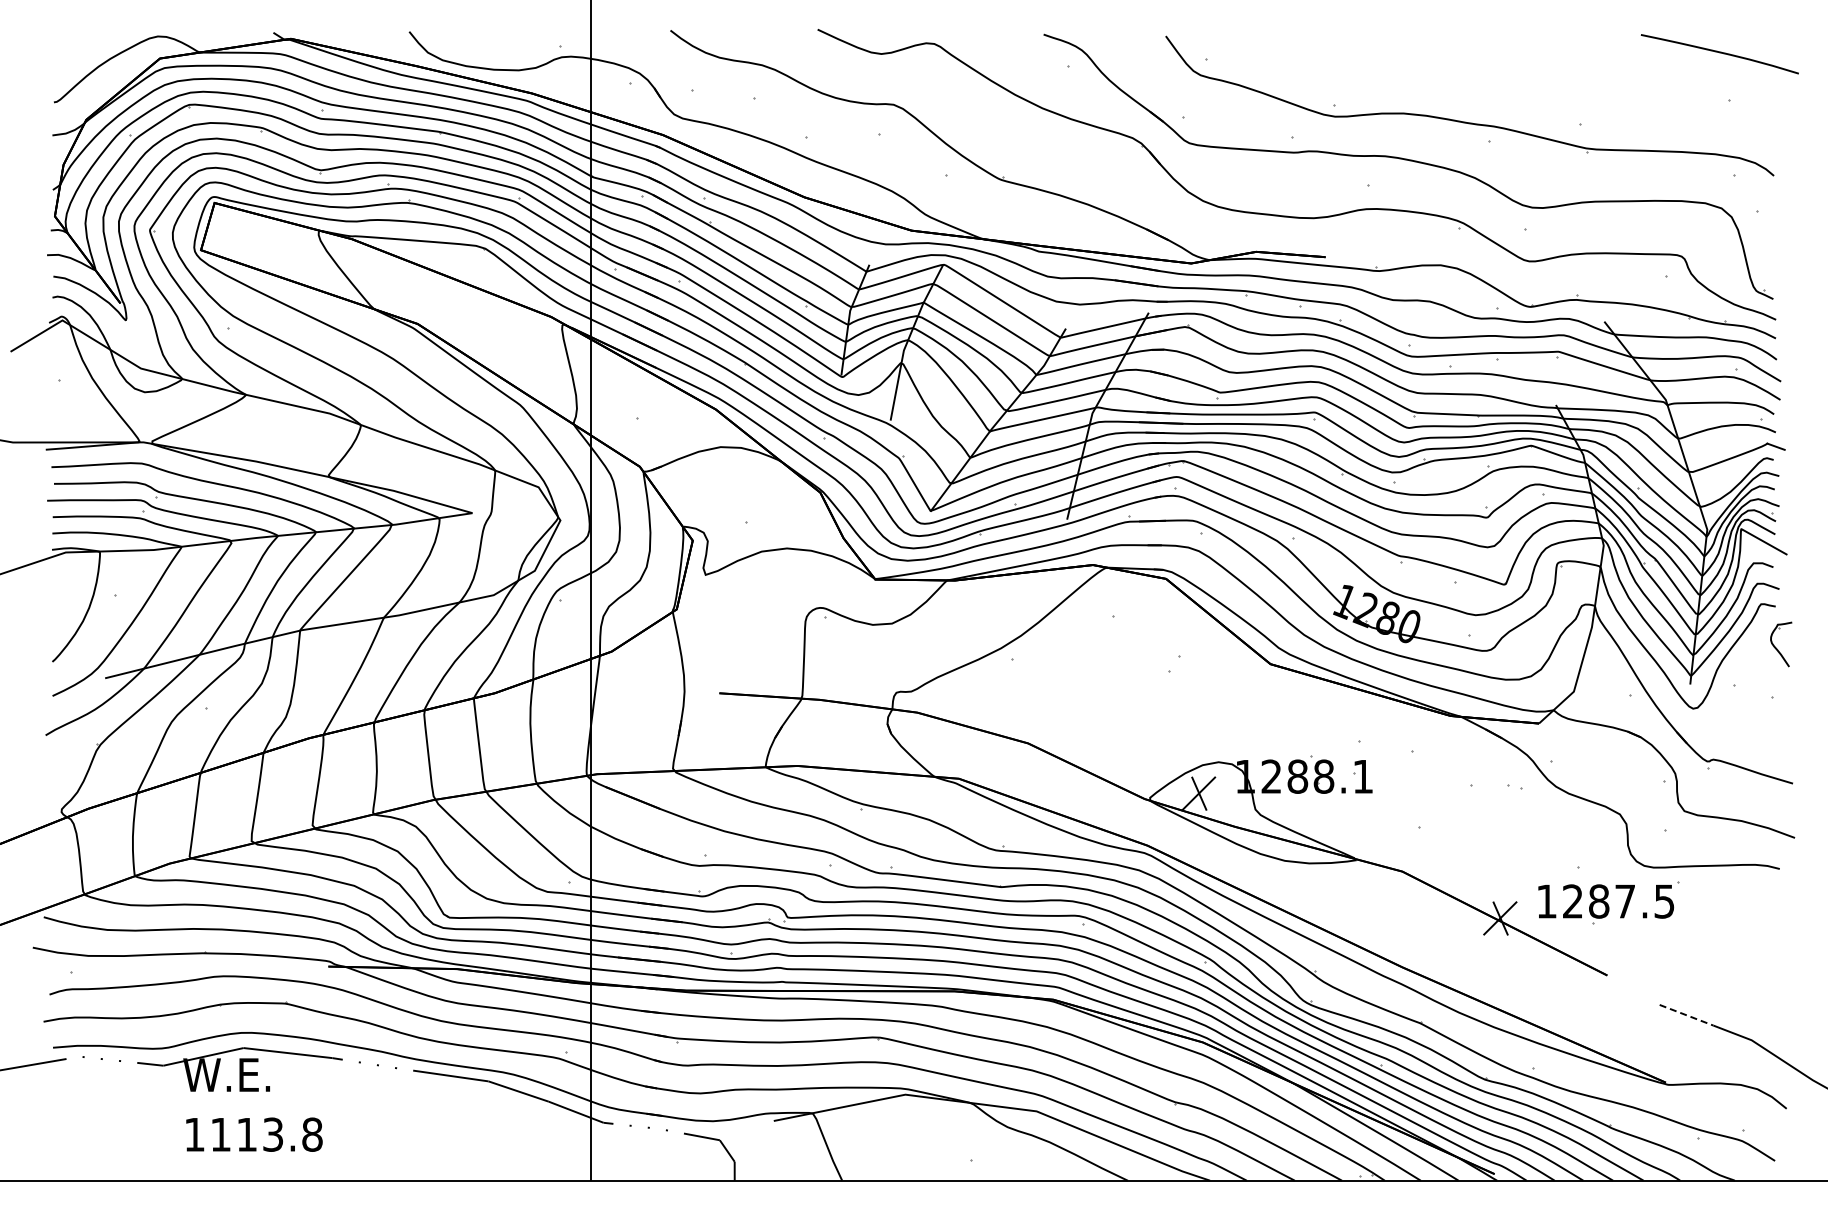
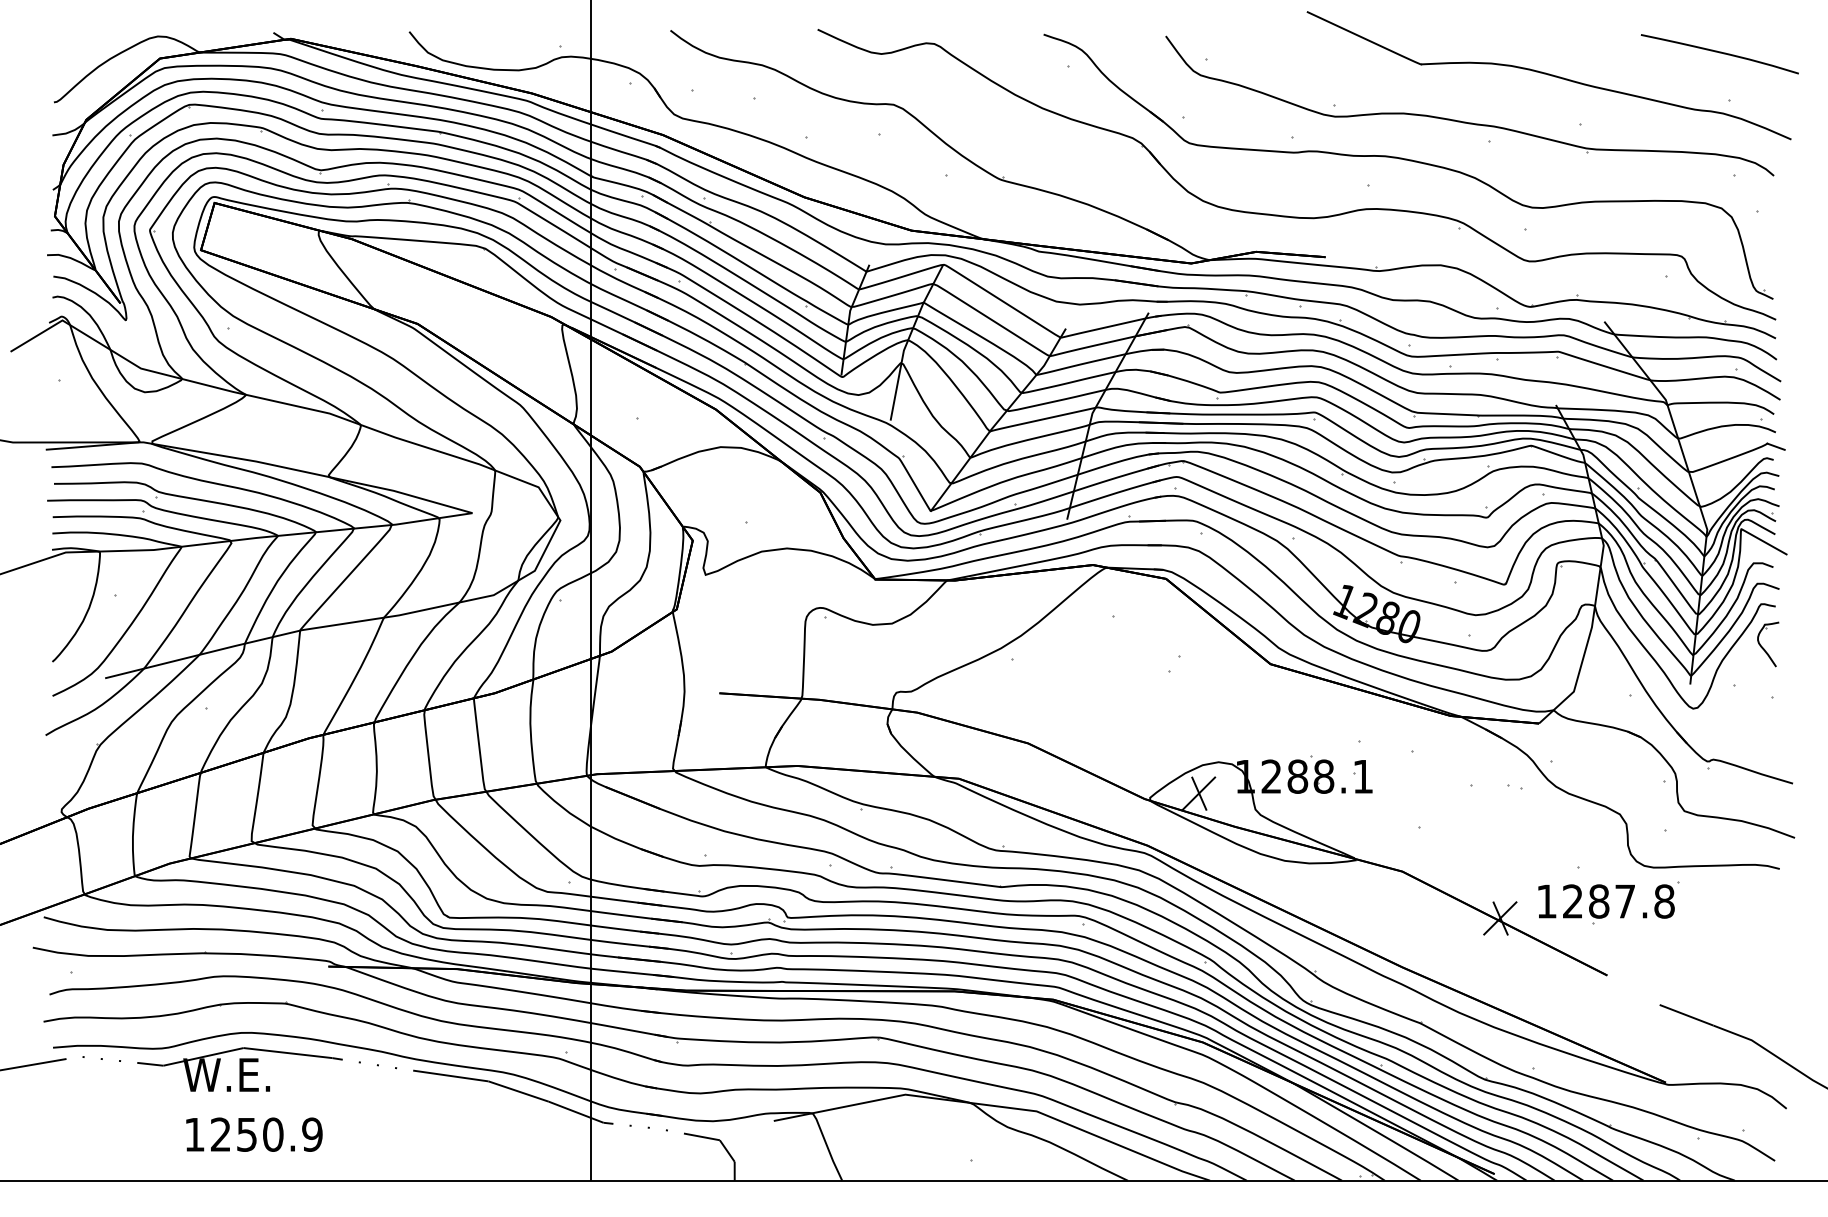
part: none -> present (1548, 75)
part position: (1781, 644) -> (1768, 644) (1768, 644)
text: 1287.5 -> 1287.8 (1664, 901)
line: dashed -> solid (1686, 1015)
text: 1113.8 -> 1250.9 (266, 1134)
